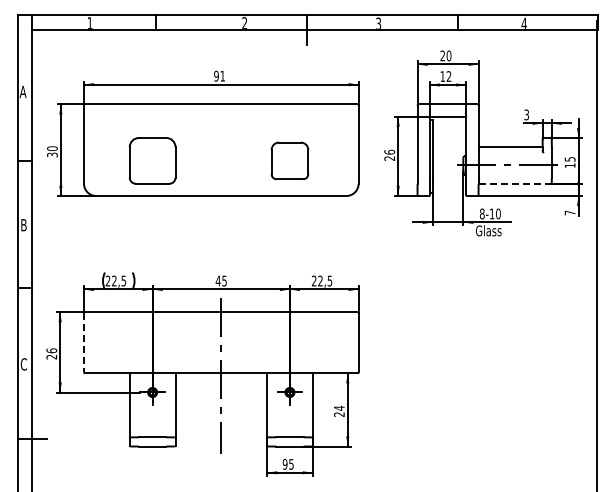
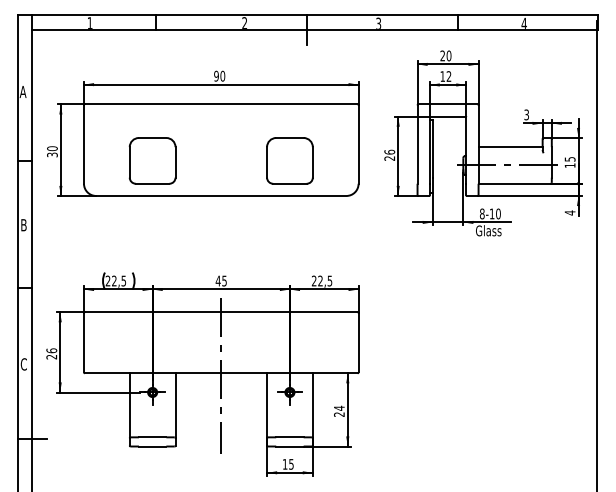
text: 91 -> 90 (222, 75)
part size: 40x39 px -> 48x48 px (289, 160)
line: dashed -> solid (515, 183)
text: 7 -> 4 (569, 212)
line: dashed -> solid (84, 342)
text: 95 -> 15 (284, 464)
